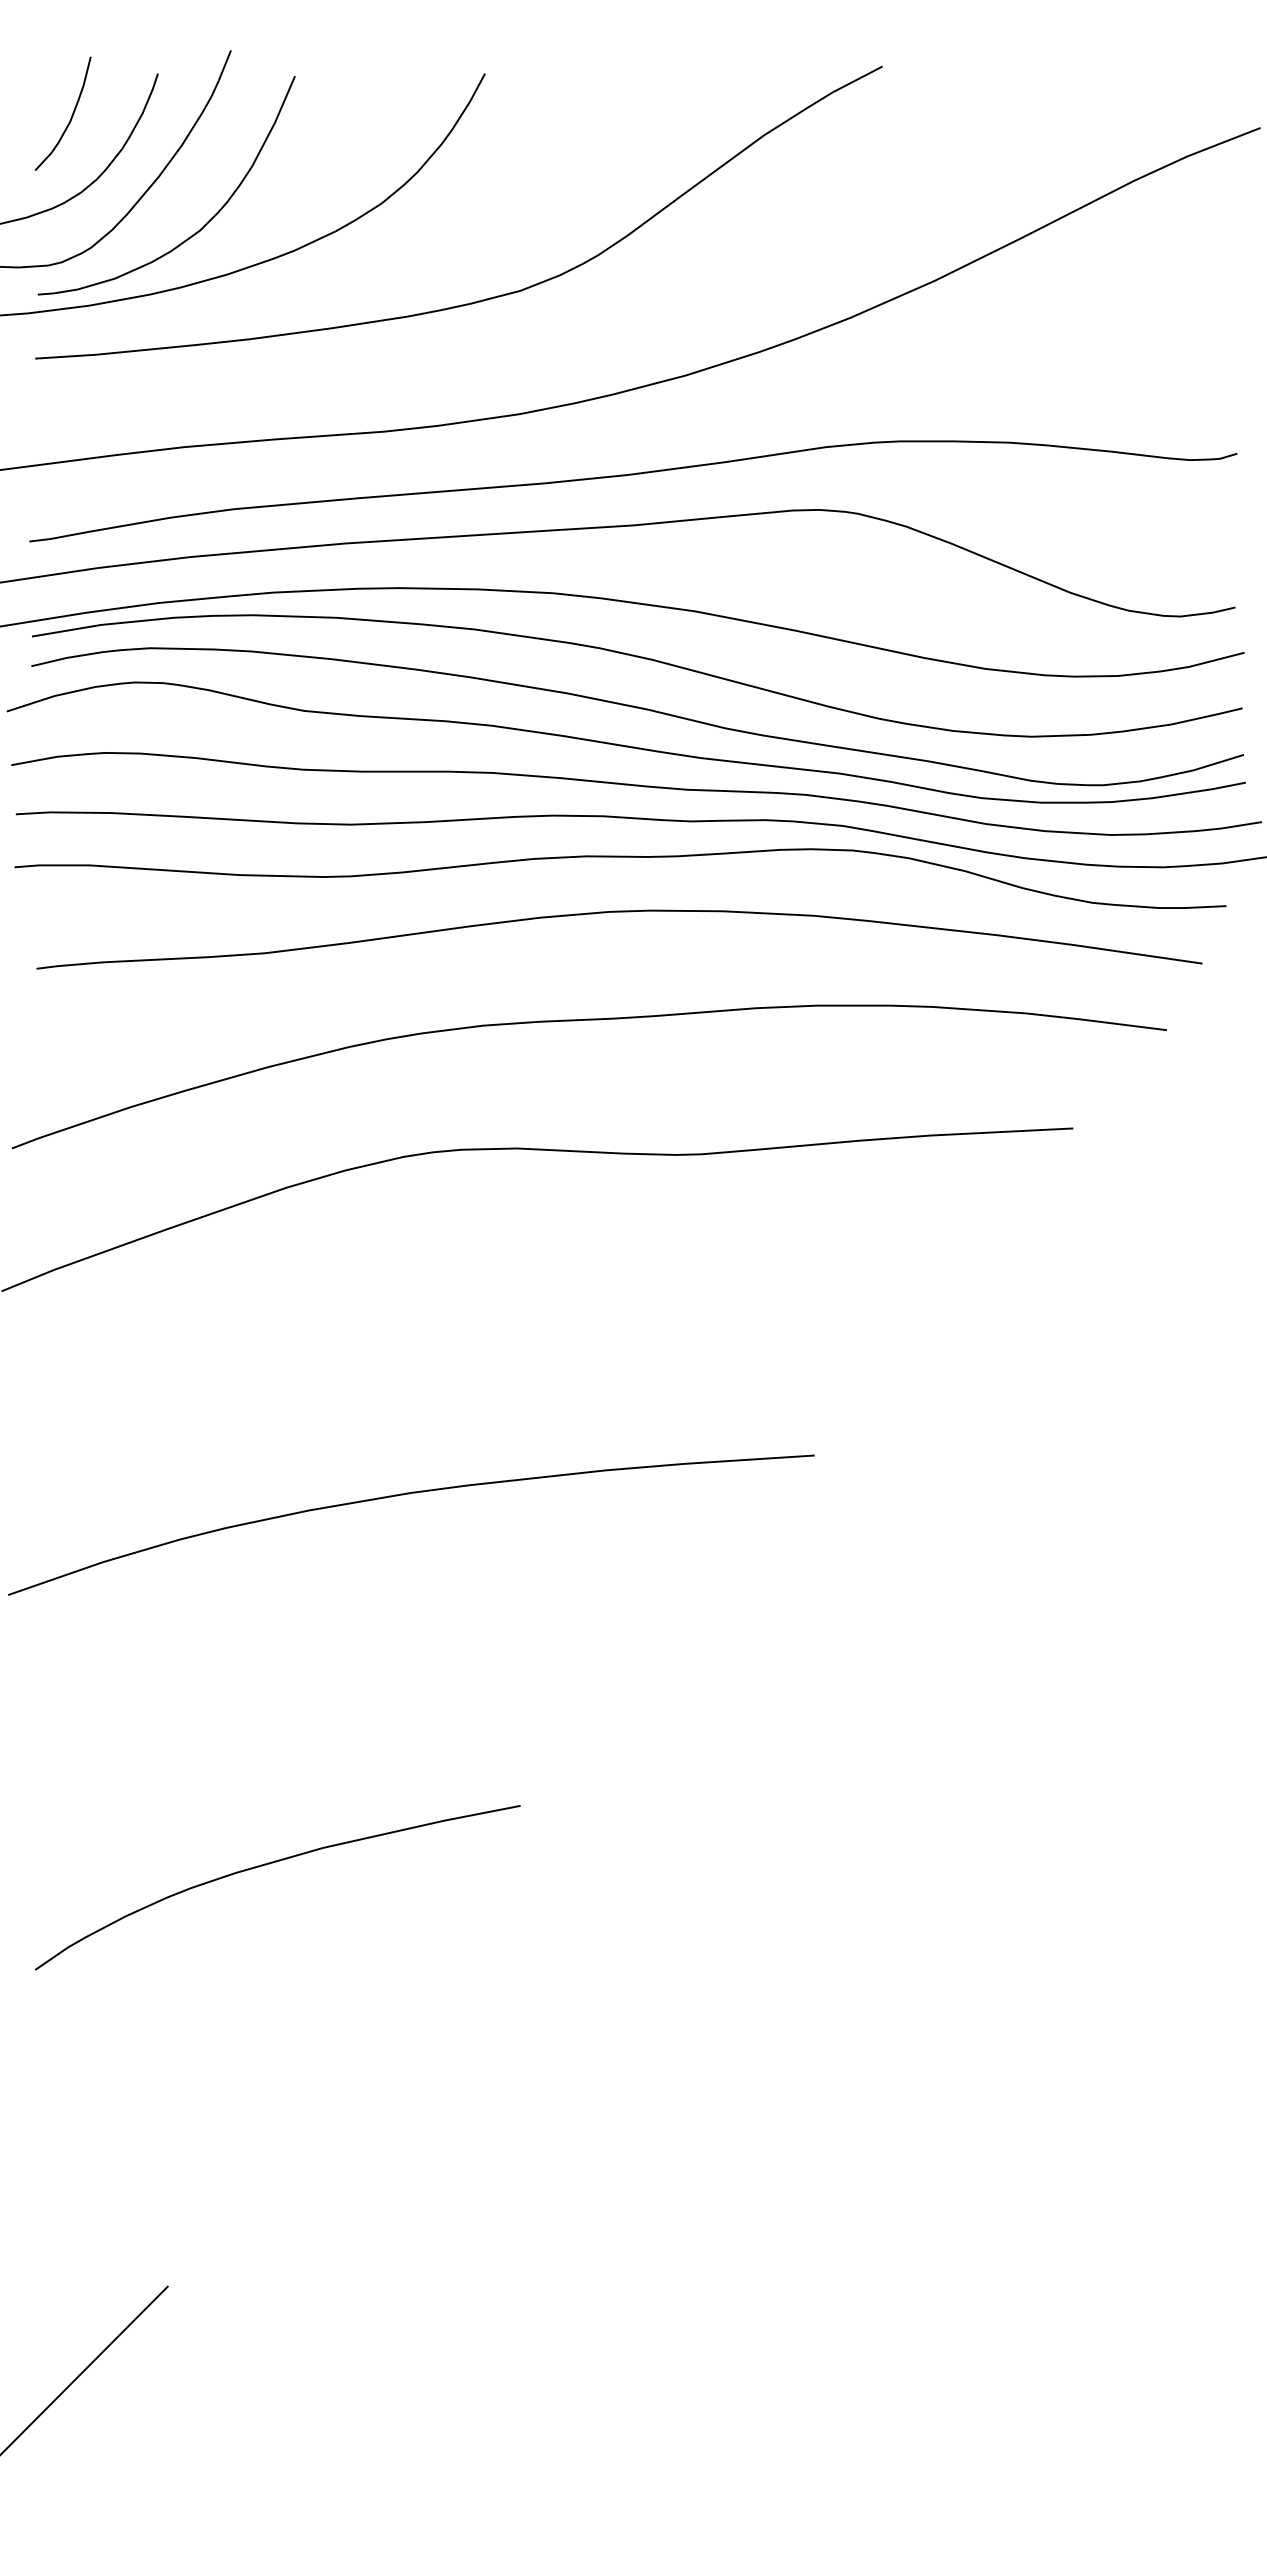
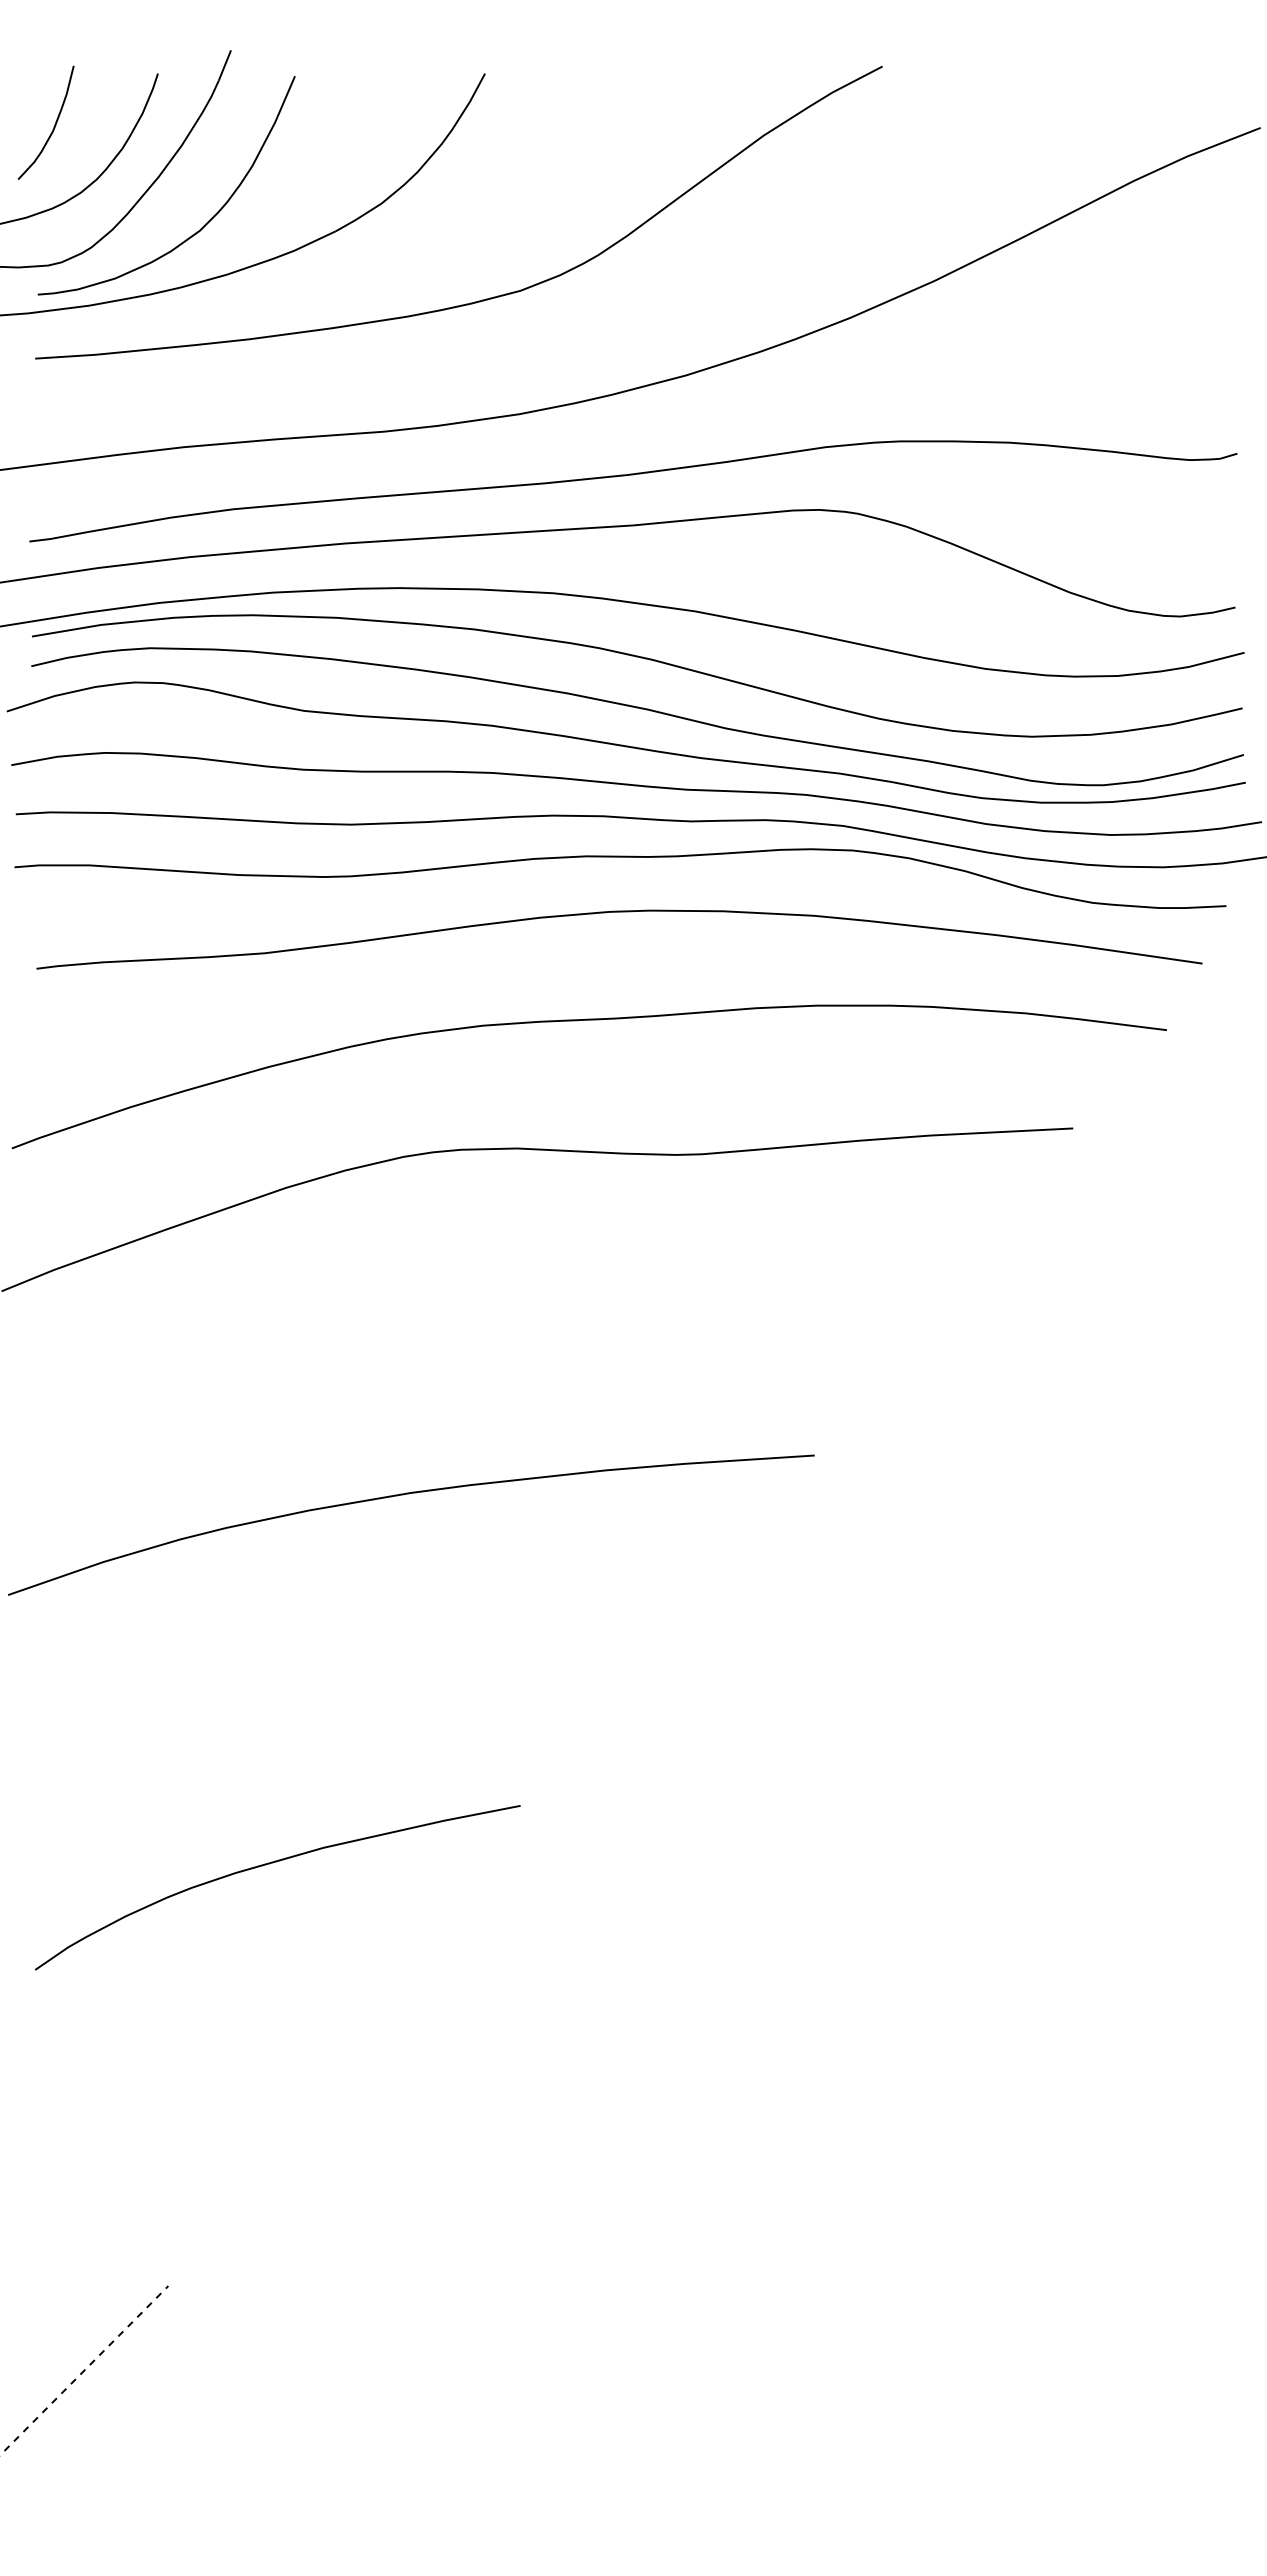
curve position: (70, 117) -> (53, 126) (53, 126)
line: solid -> dashed (84, 2370)
